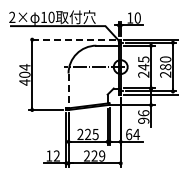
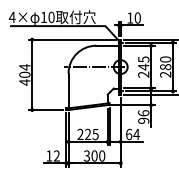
text: 2× -> 4× (11, 16)
line: dashed -> solid (72, 39)
line: dashed -> solid (68, 91)
text: 229 -> 300 (94, 155)
